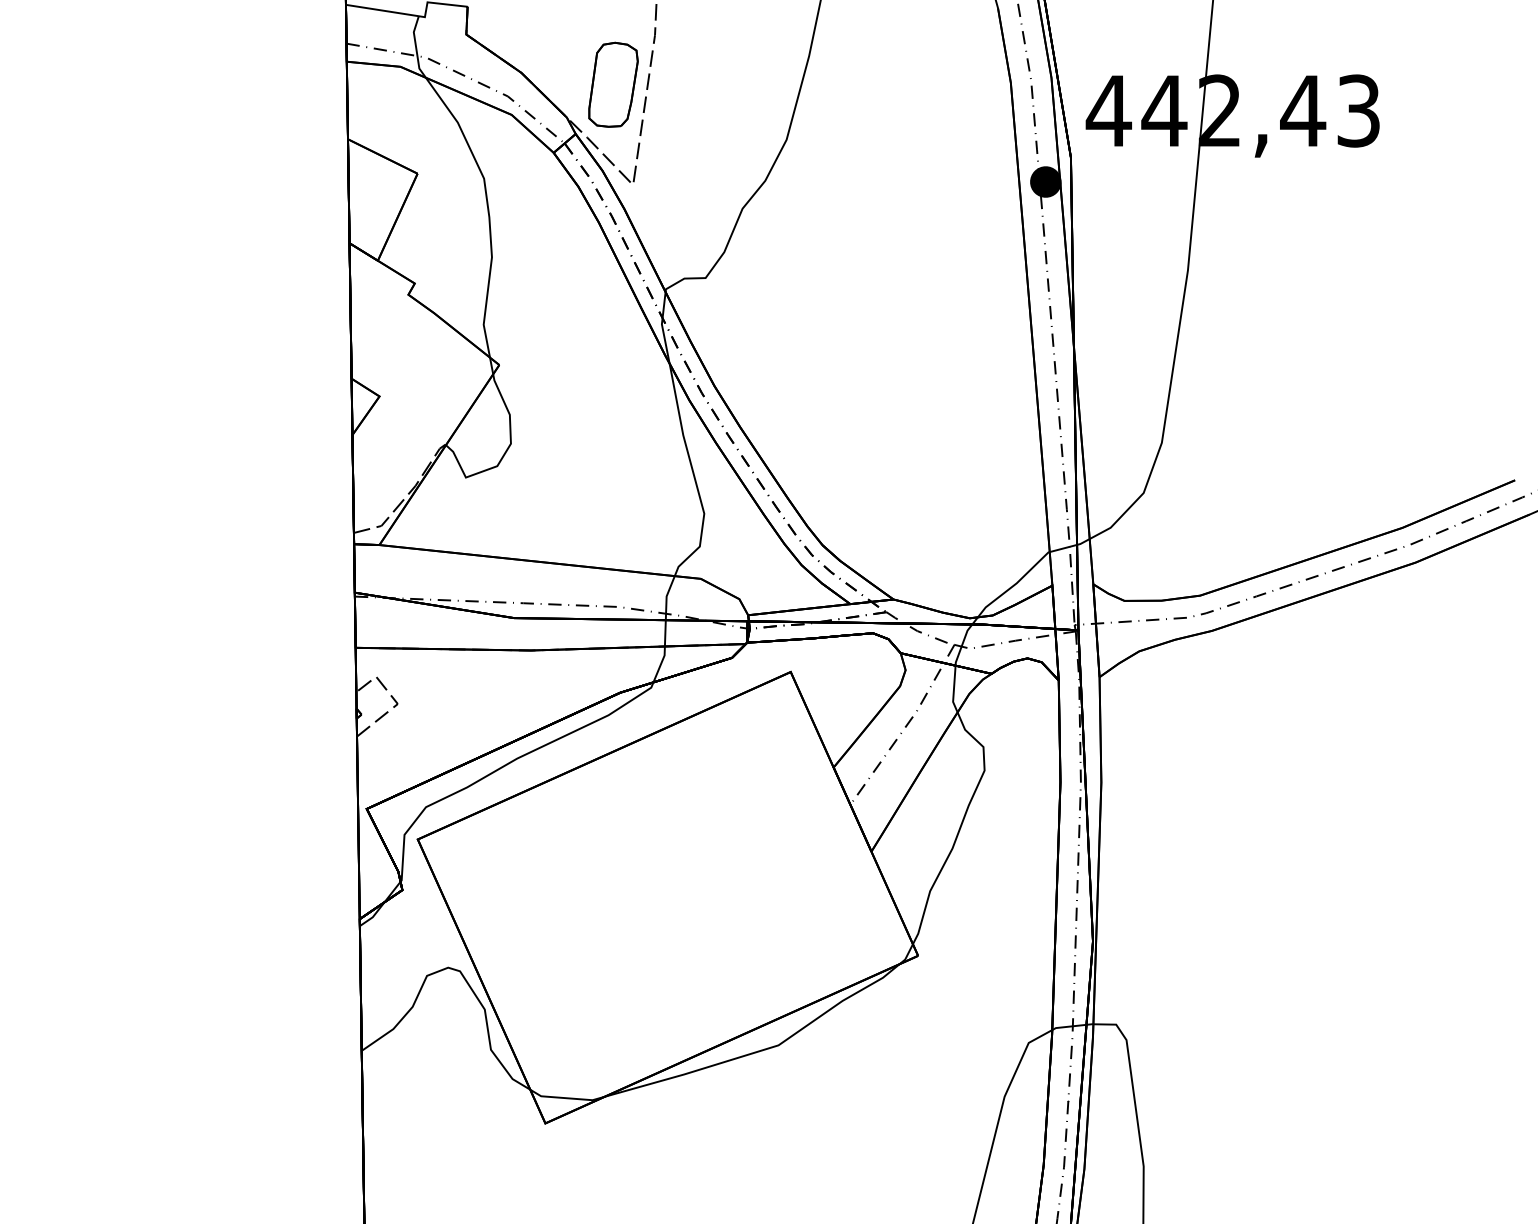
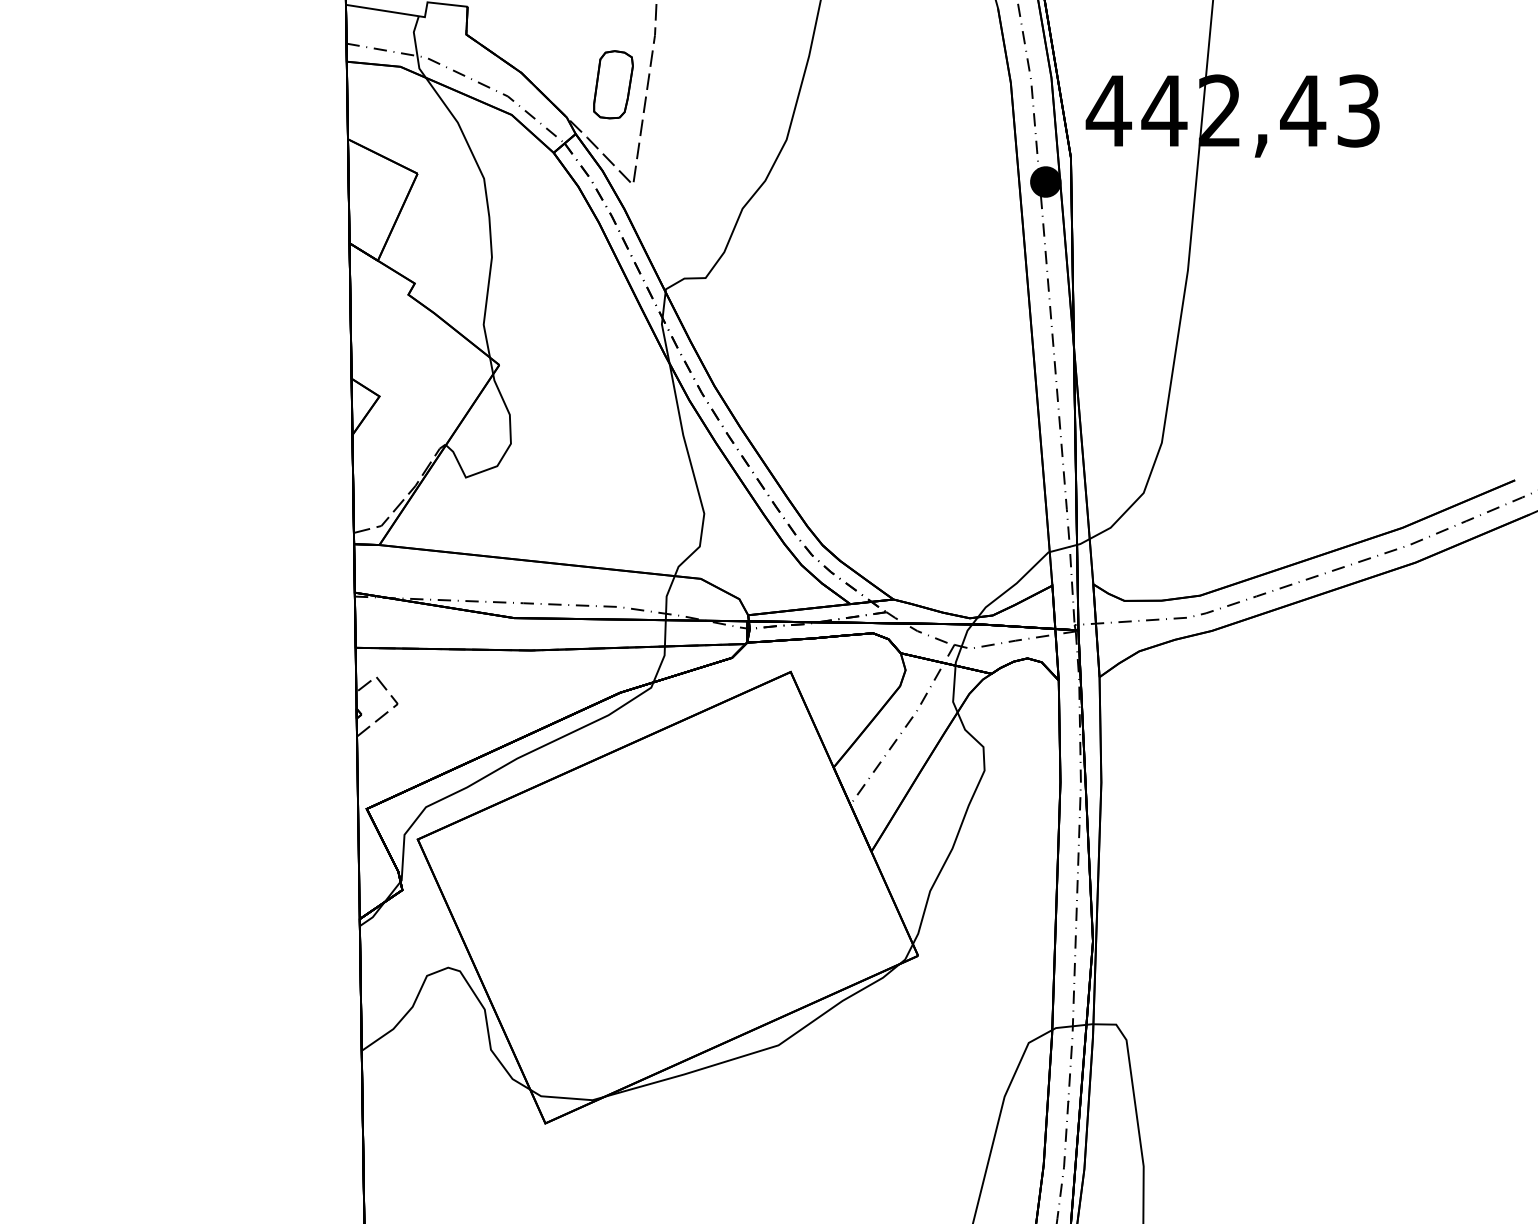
part size: 51x87 px -> 41x70 px (613, 84)
